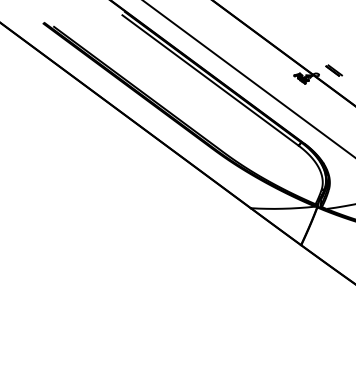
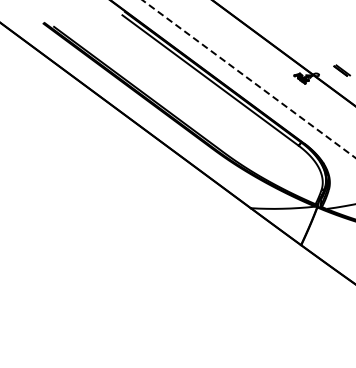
part position: (333, 70) -> (341, 70) (341, 70)
line: solid -> dashed (248, 78)
